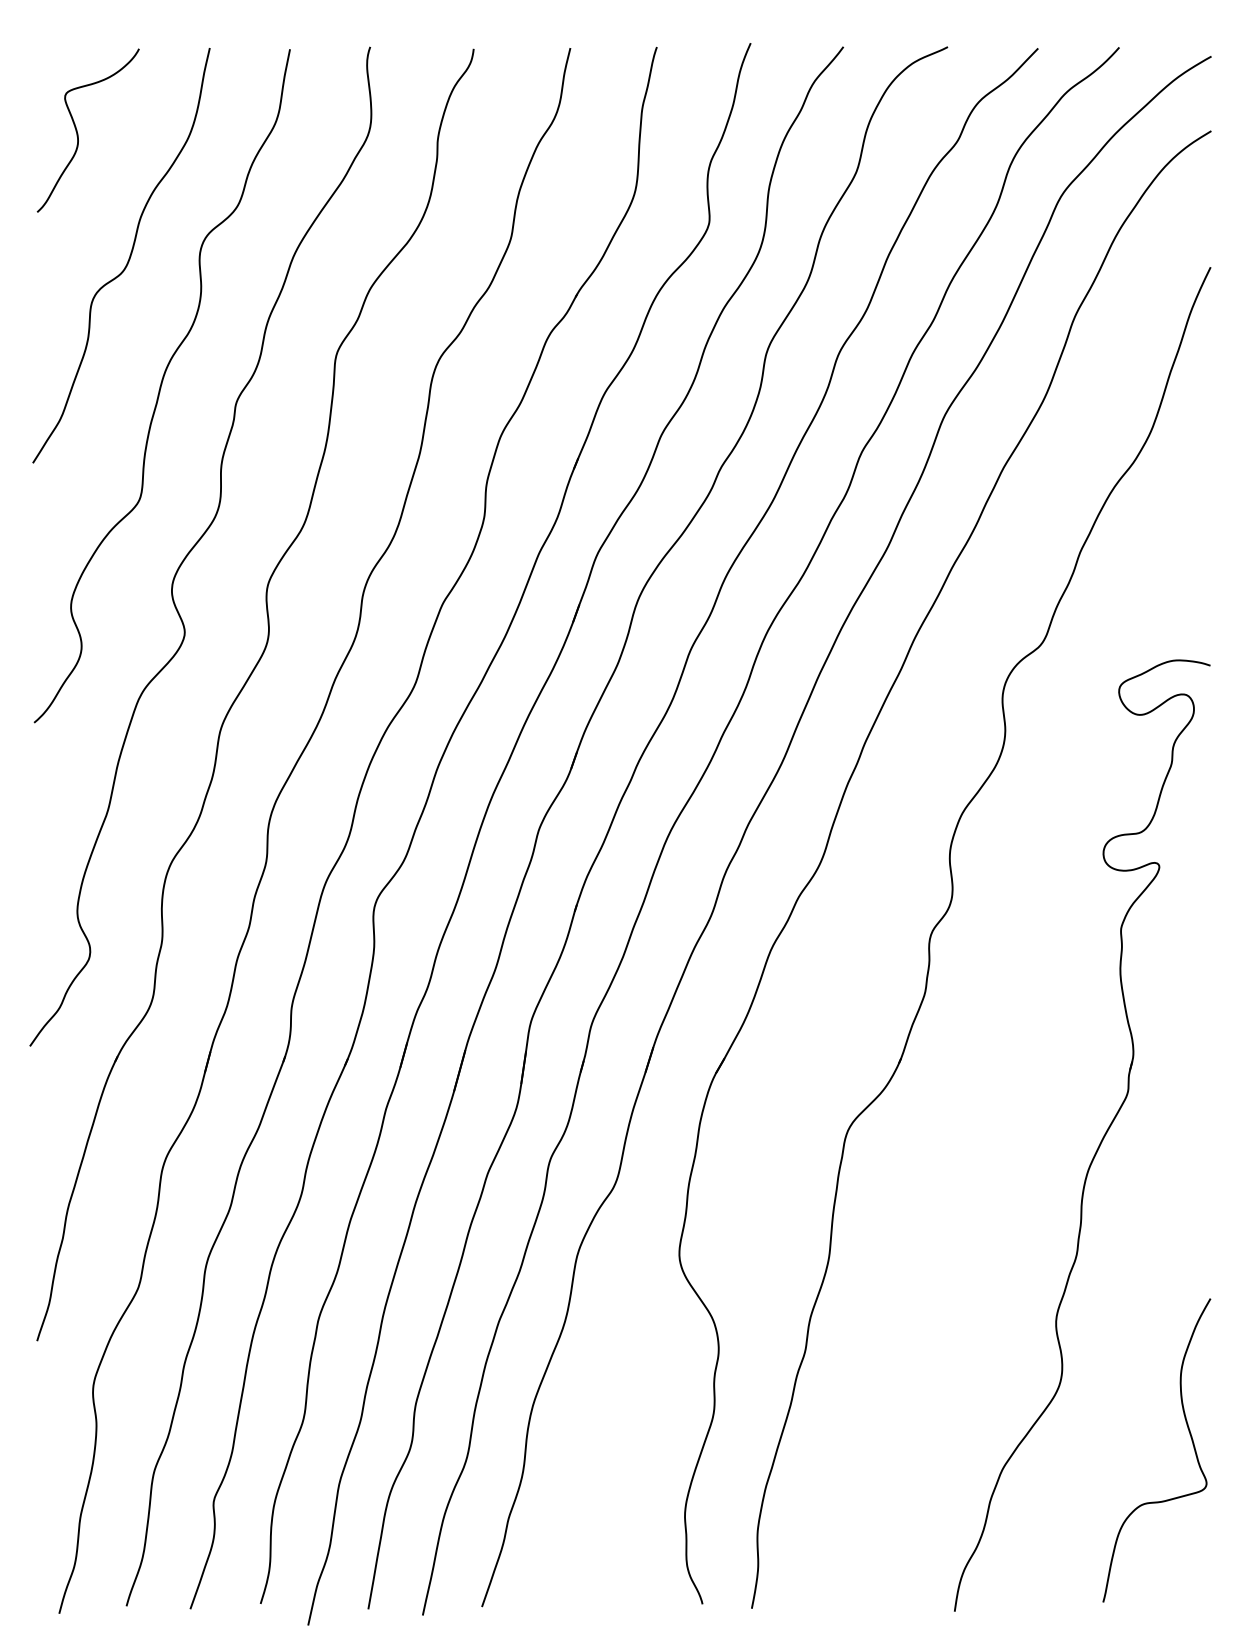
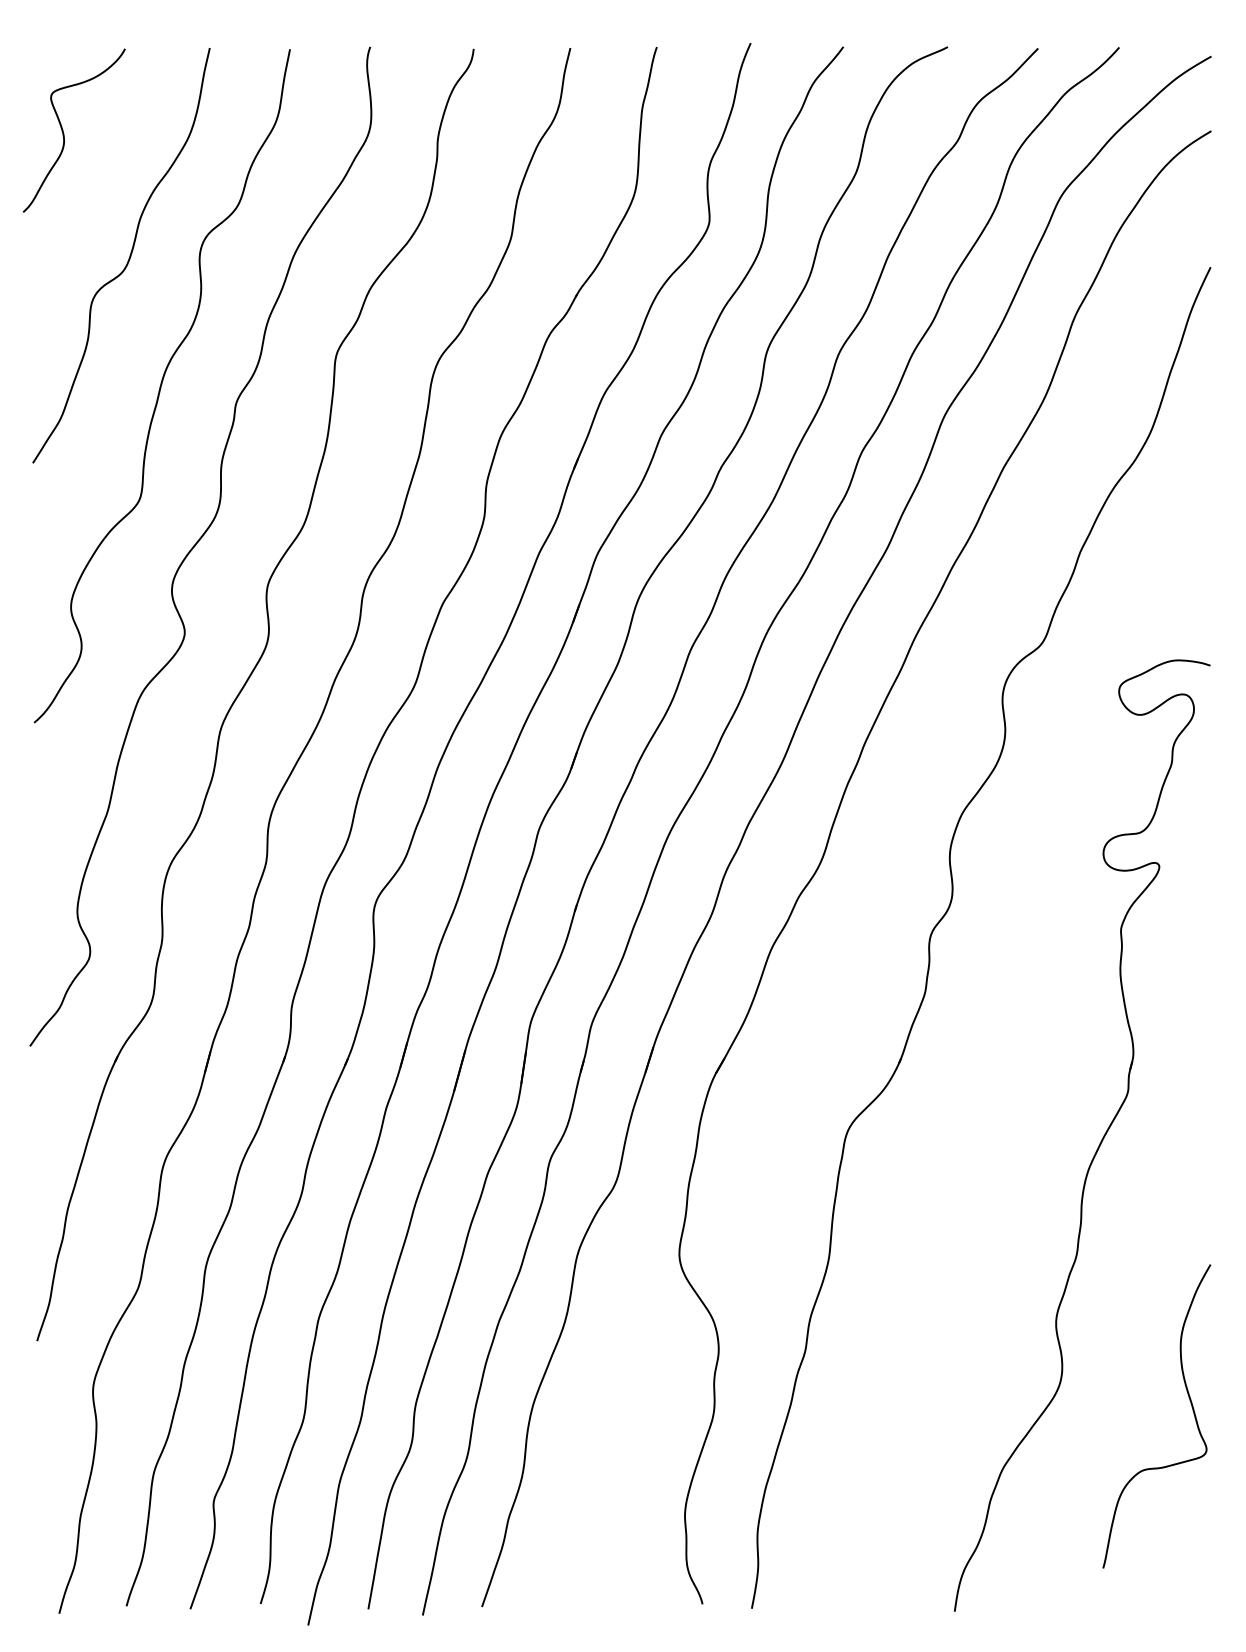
curve position: (78, 133) -> (64, 133) (64, 133)
curve position: (1191, 1441) -> (1191, 1407) (1191, 1407)
